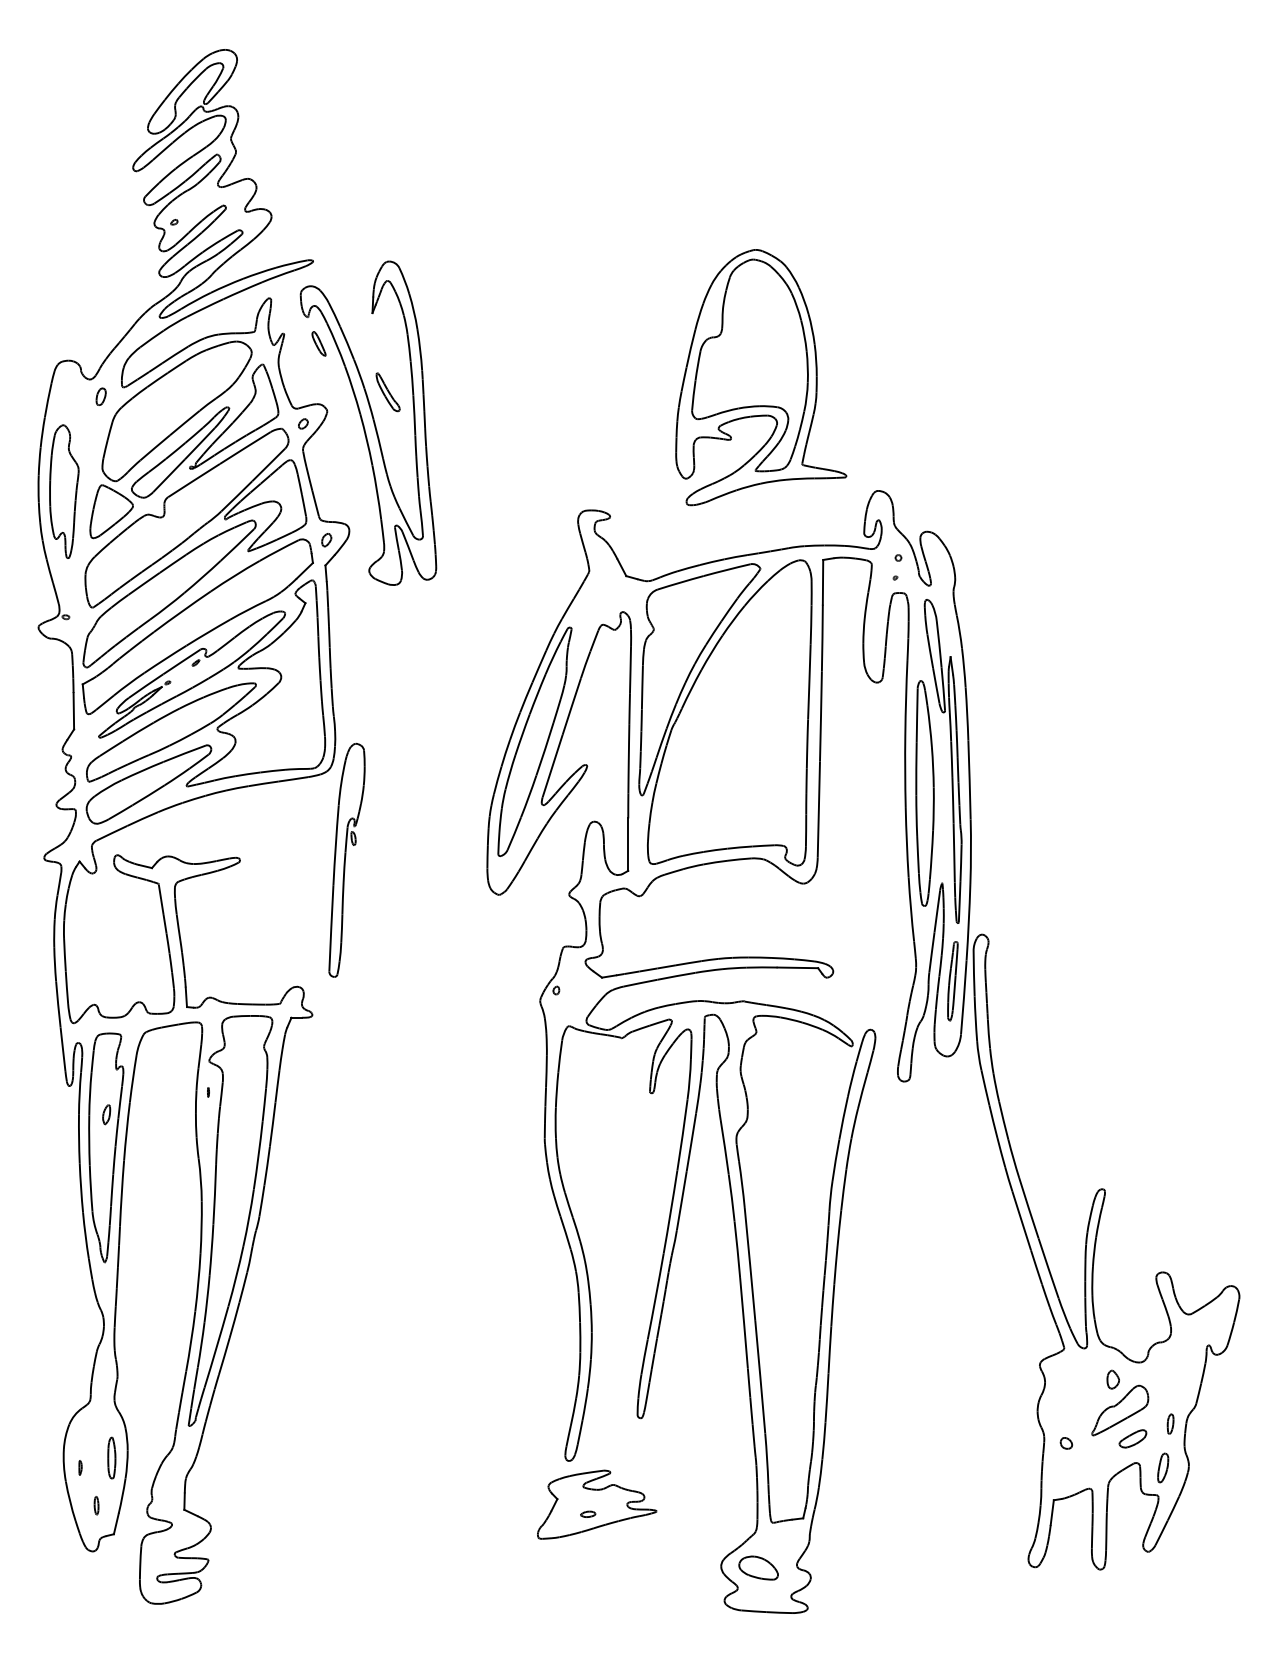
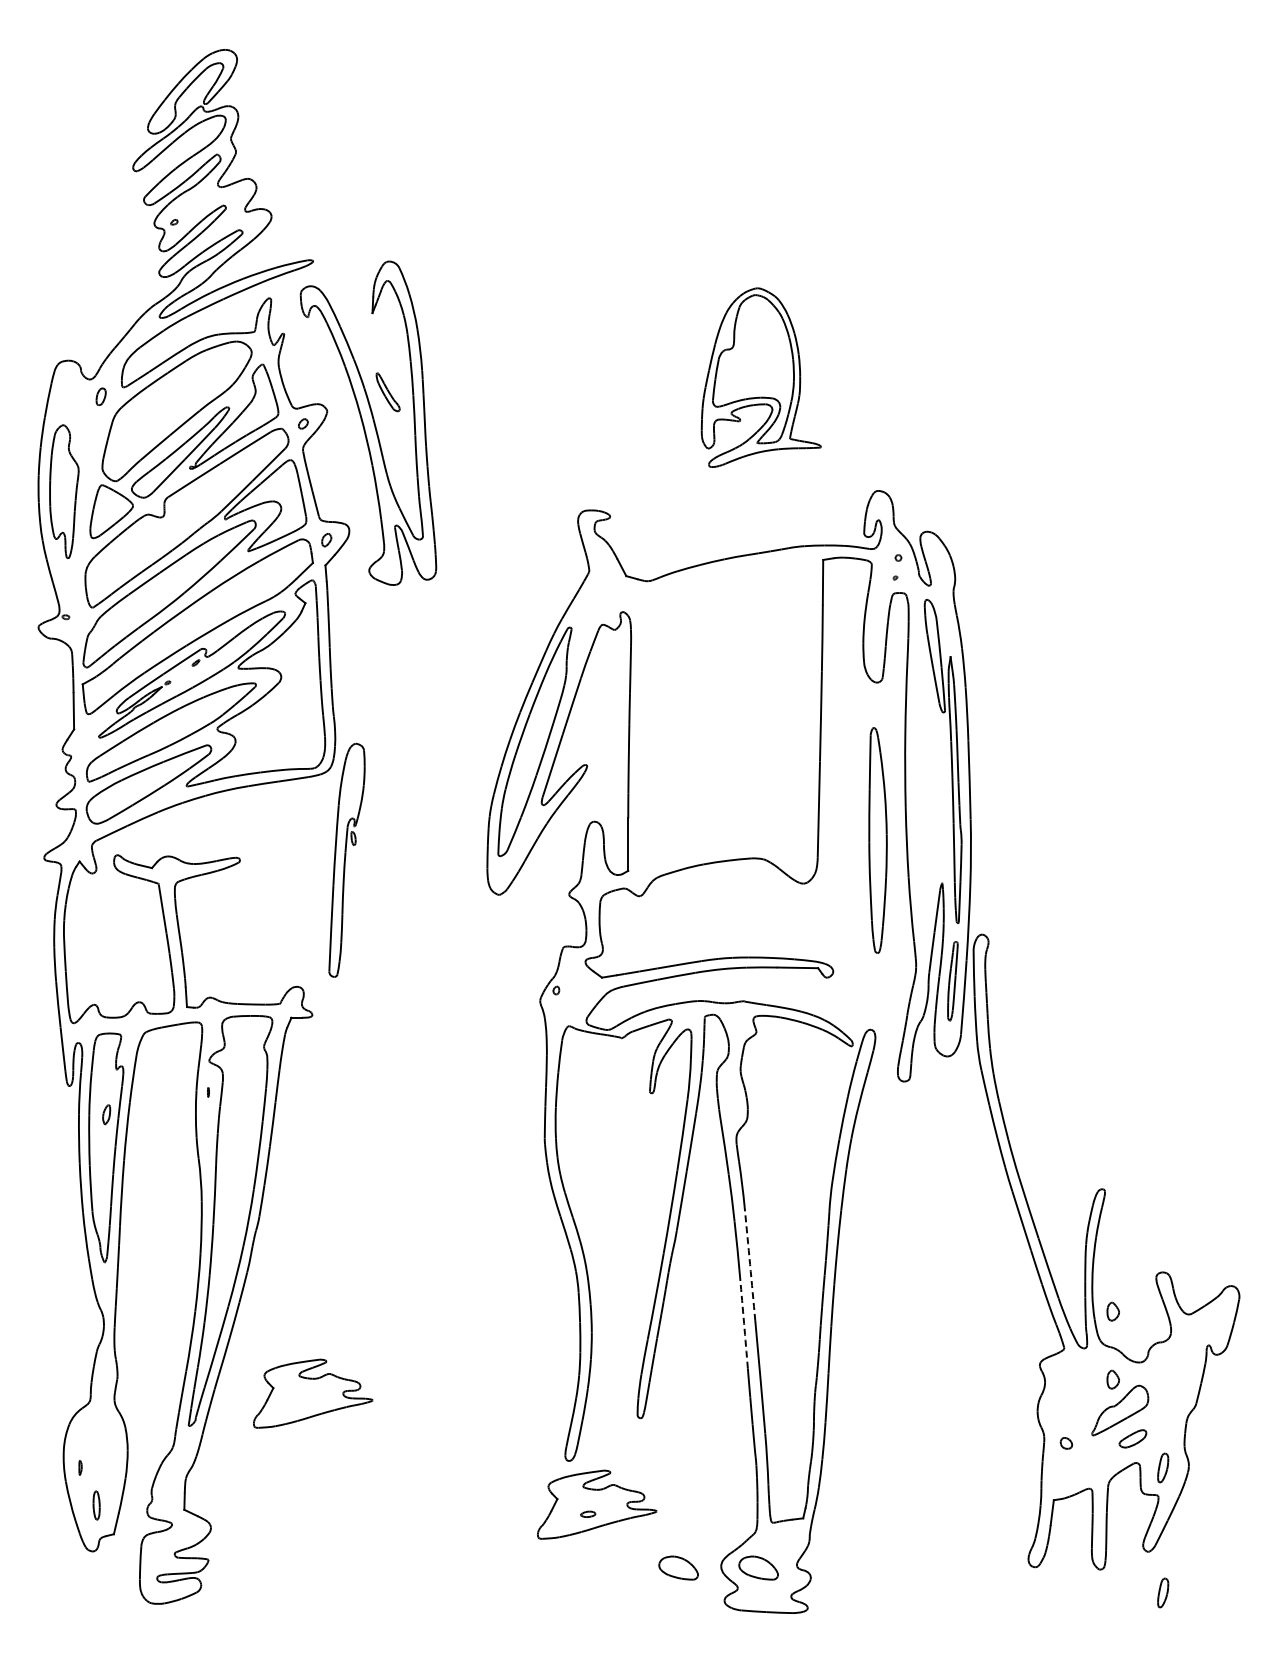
part: present -> none (318, 343)
part size: 173x258 px -> 122x181 px (760, 377)
part: present -> none (725, 712)
part position: (924, 793) -> (877, 840) (877, 840)
arc: solid -> dashed (750, 1264)
part: none -> present (1112, 1311)
arc: solid -> dashed (744, 1323)
part: none -> present (313, 1393)
part: present -> none (1170, 1423)
part: present -> none (111, 1457)
part size: 7x20 px -> 9x31 px (96, 1505)
part: none -> present (678, 1567)
part: none -> present (1163, 1592)
